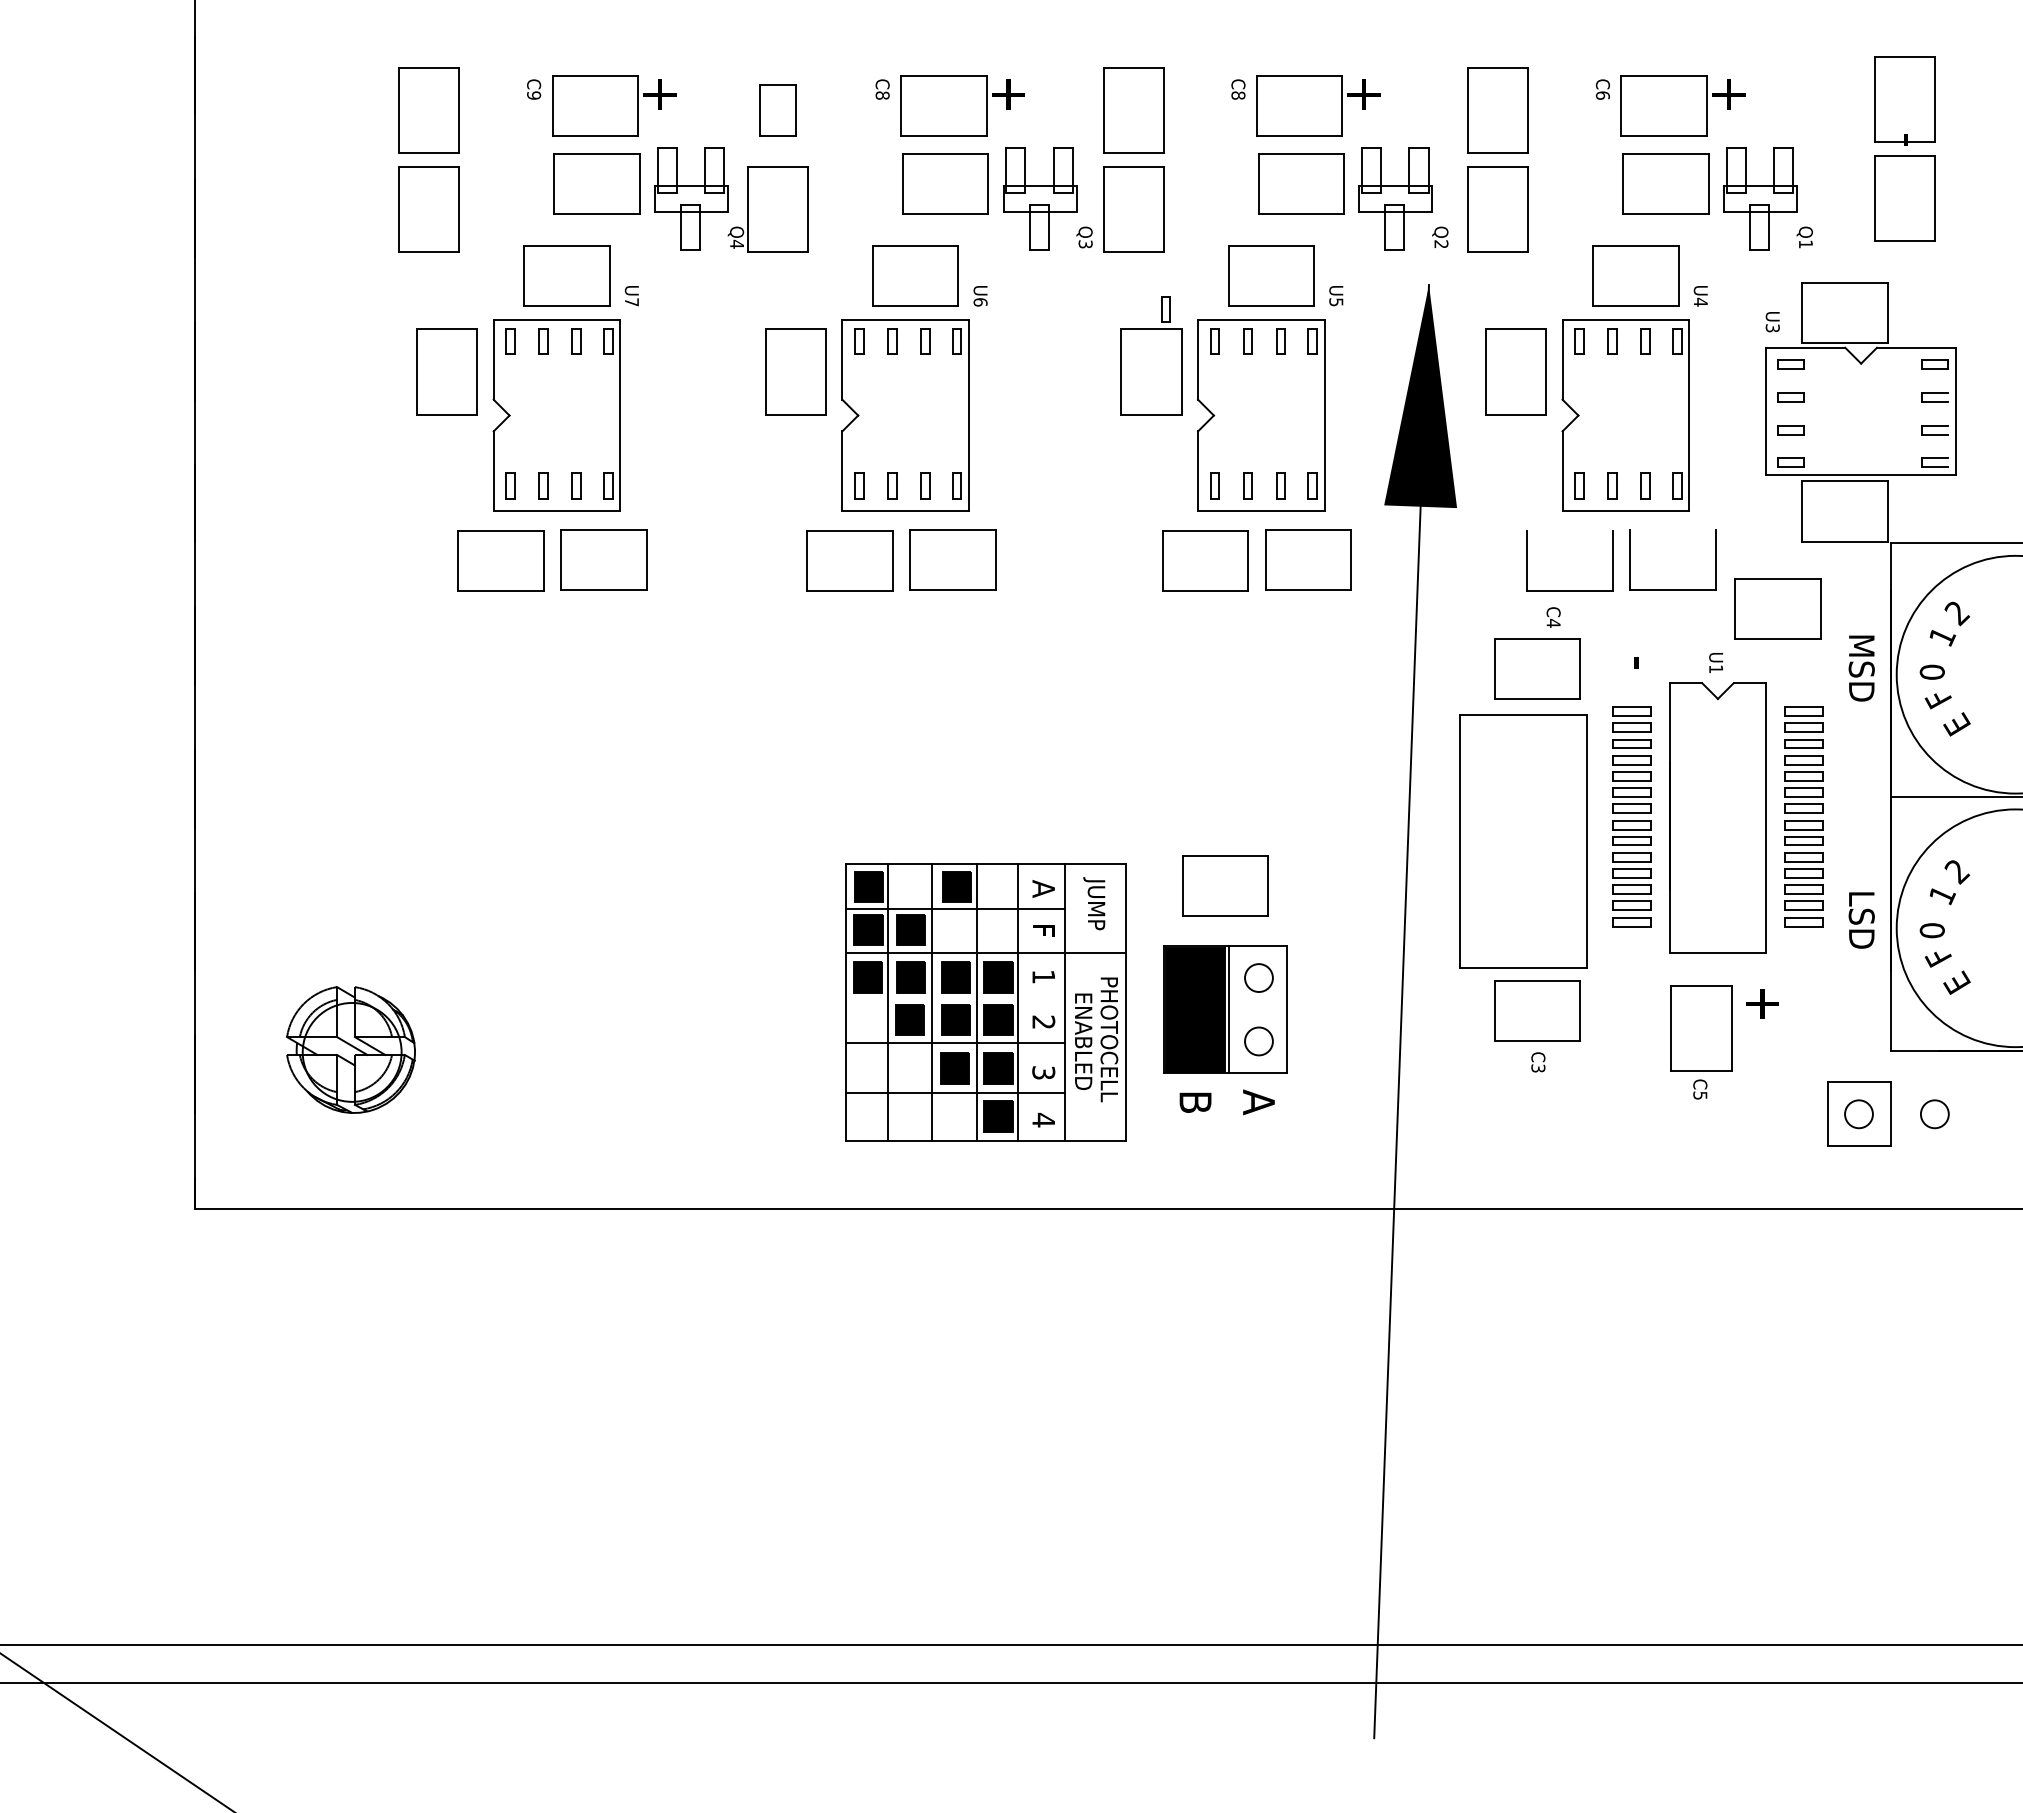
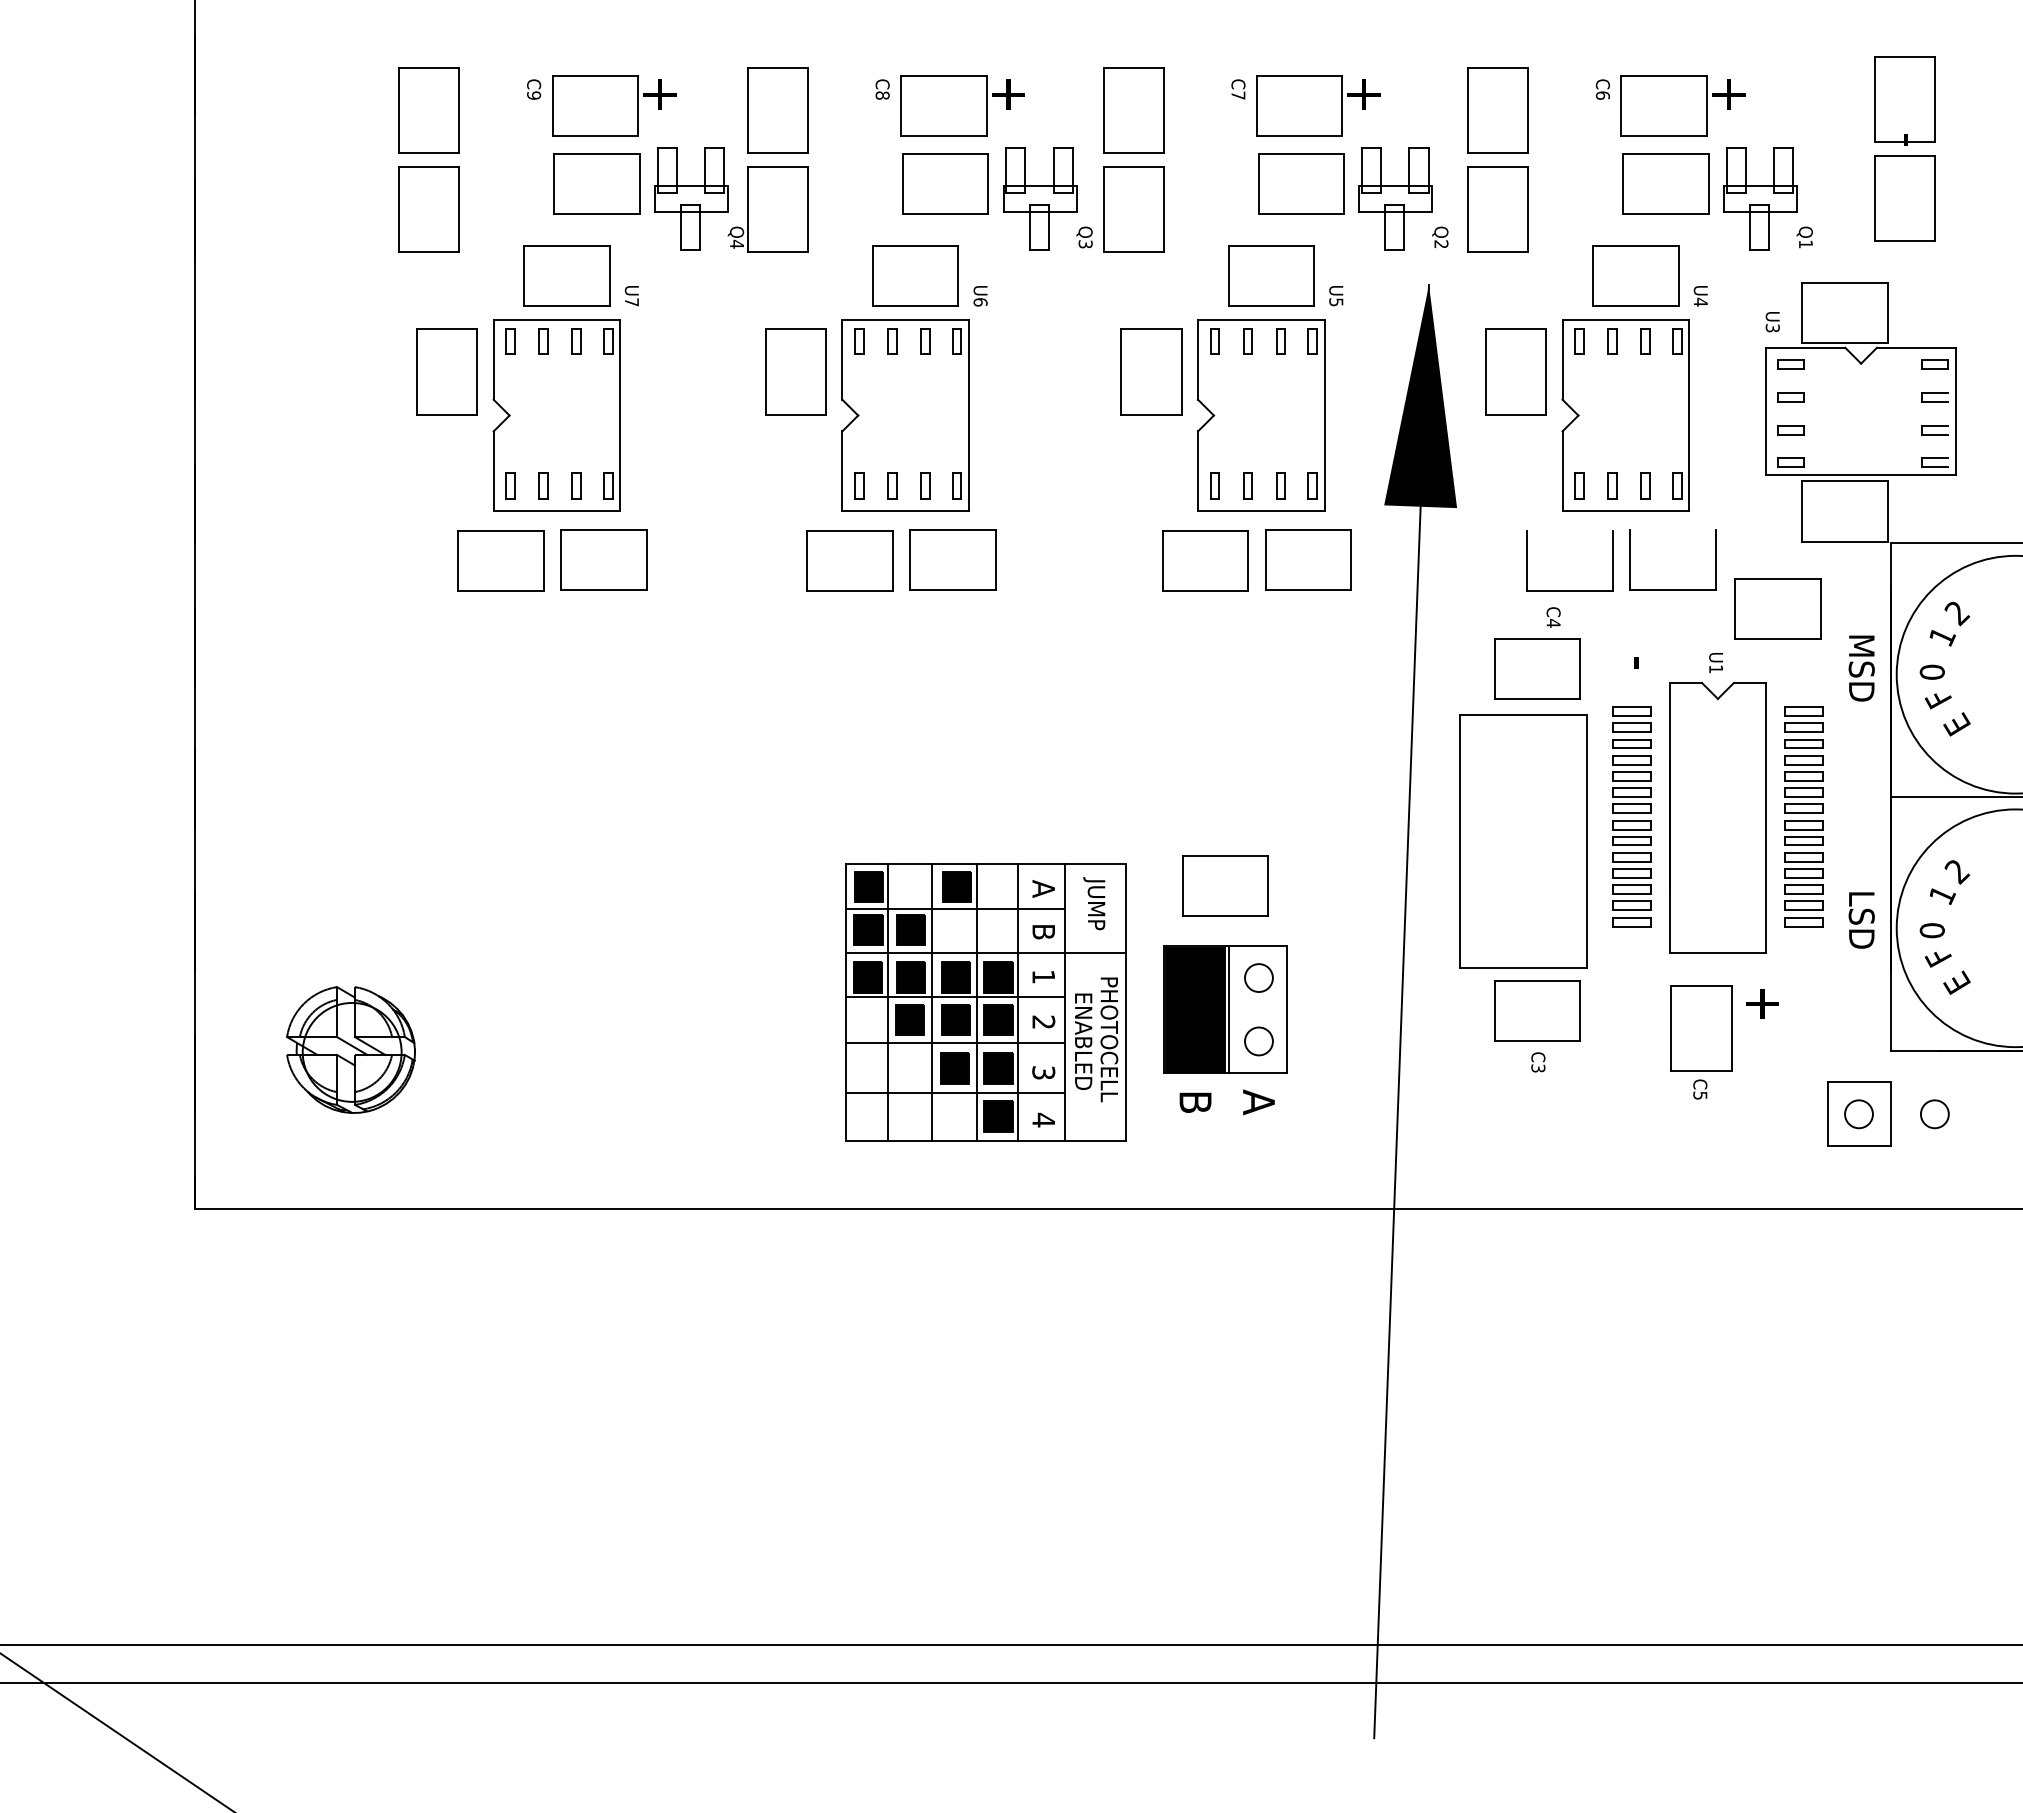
text: C8 -> C7 (1238, 95)
part size: 38x53 px -> 62x87 px (777, 110)
part: present -> none (1165, 309)
text: F -> B (1043, 932)
line: none -> present (955, 997)
